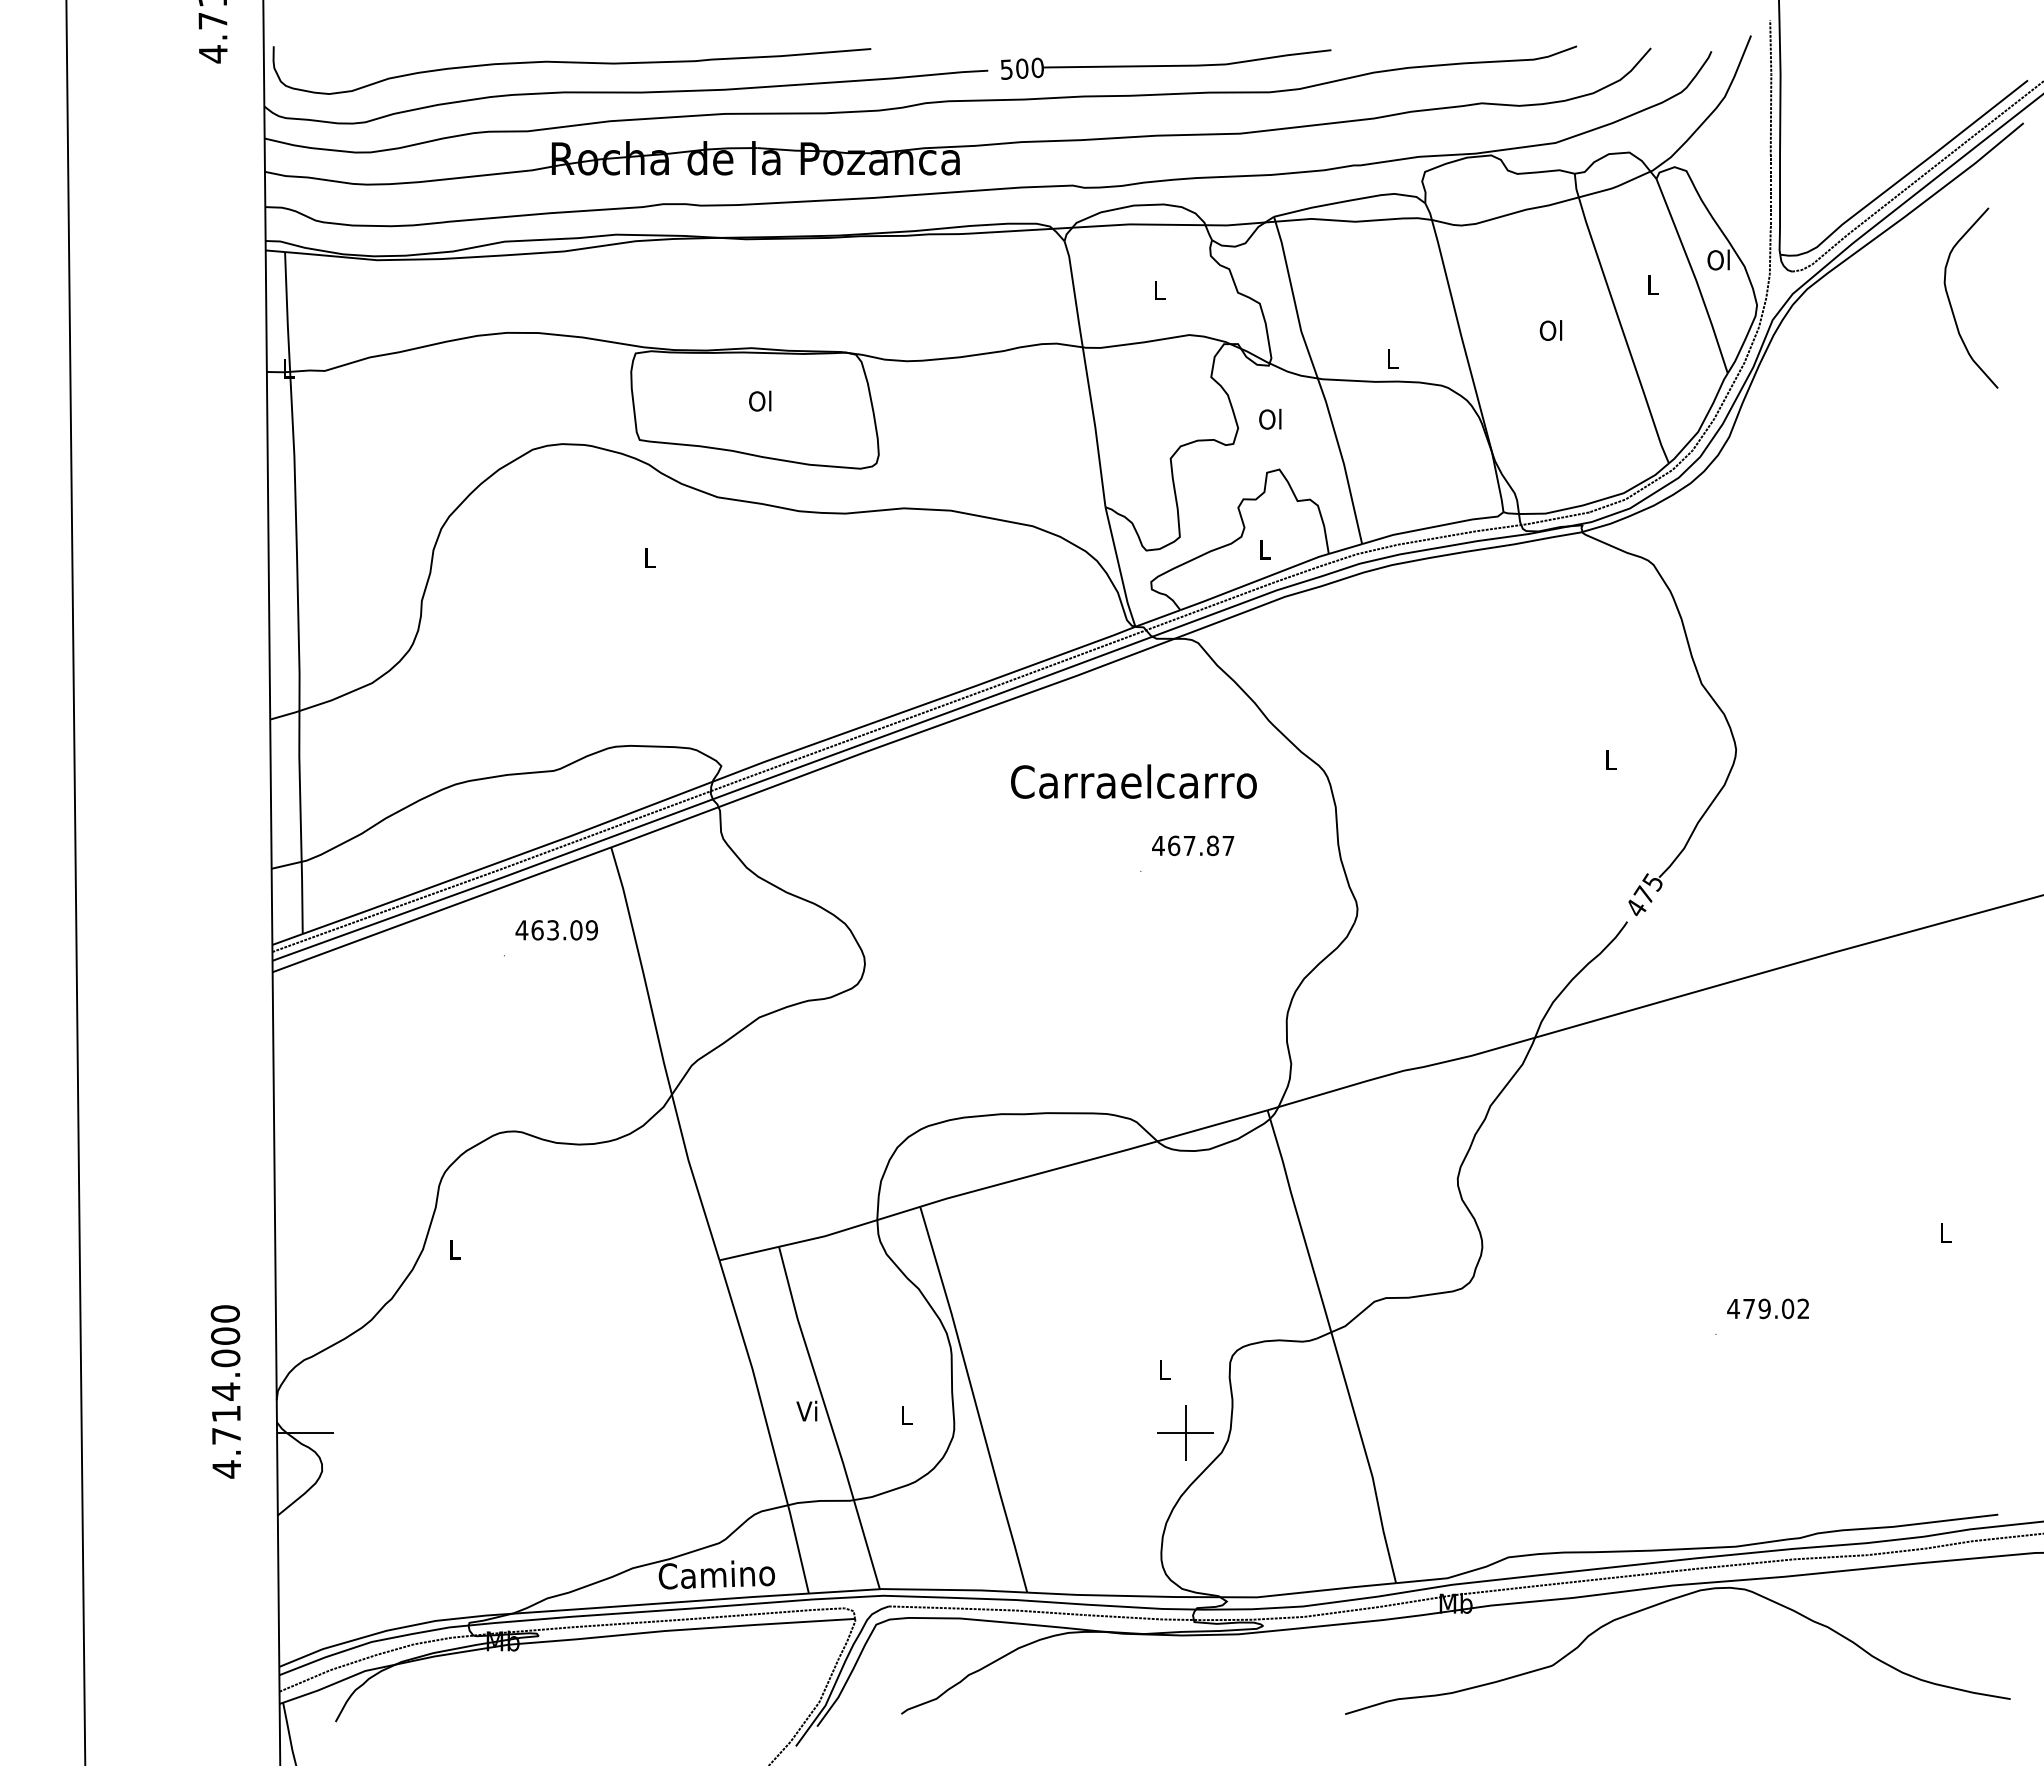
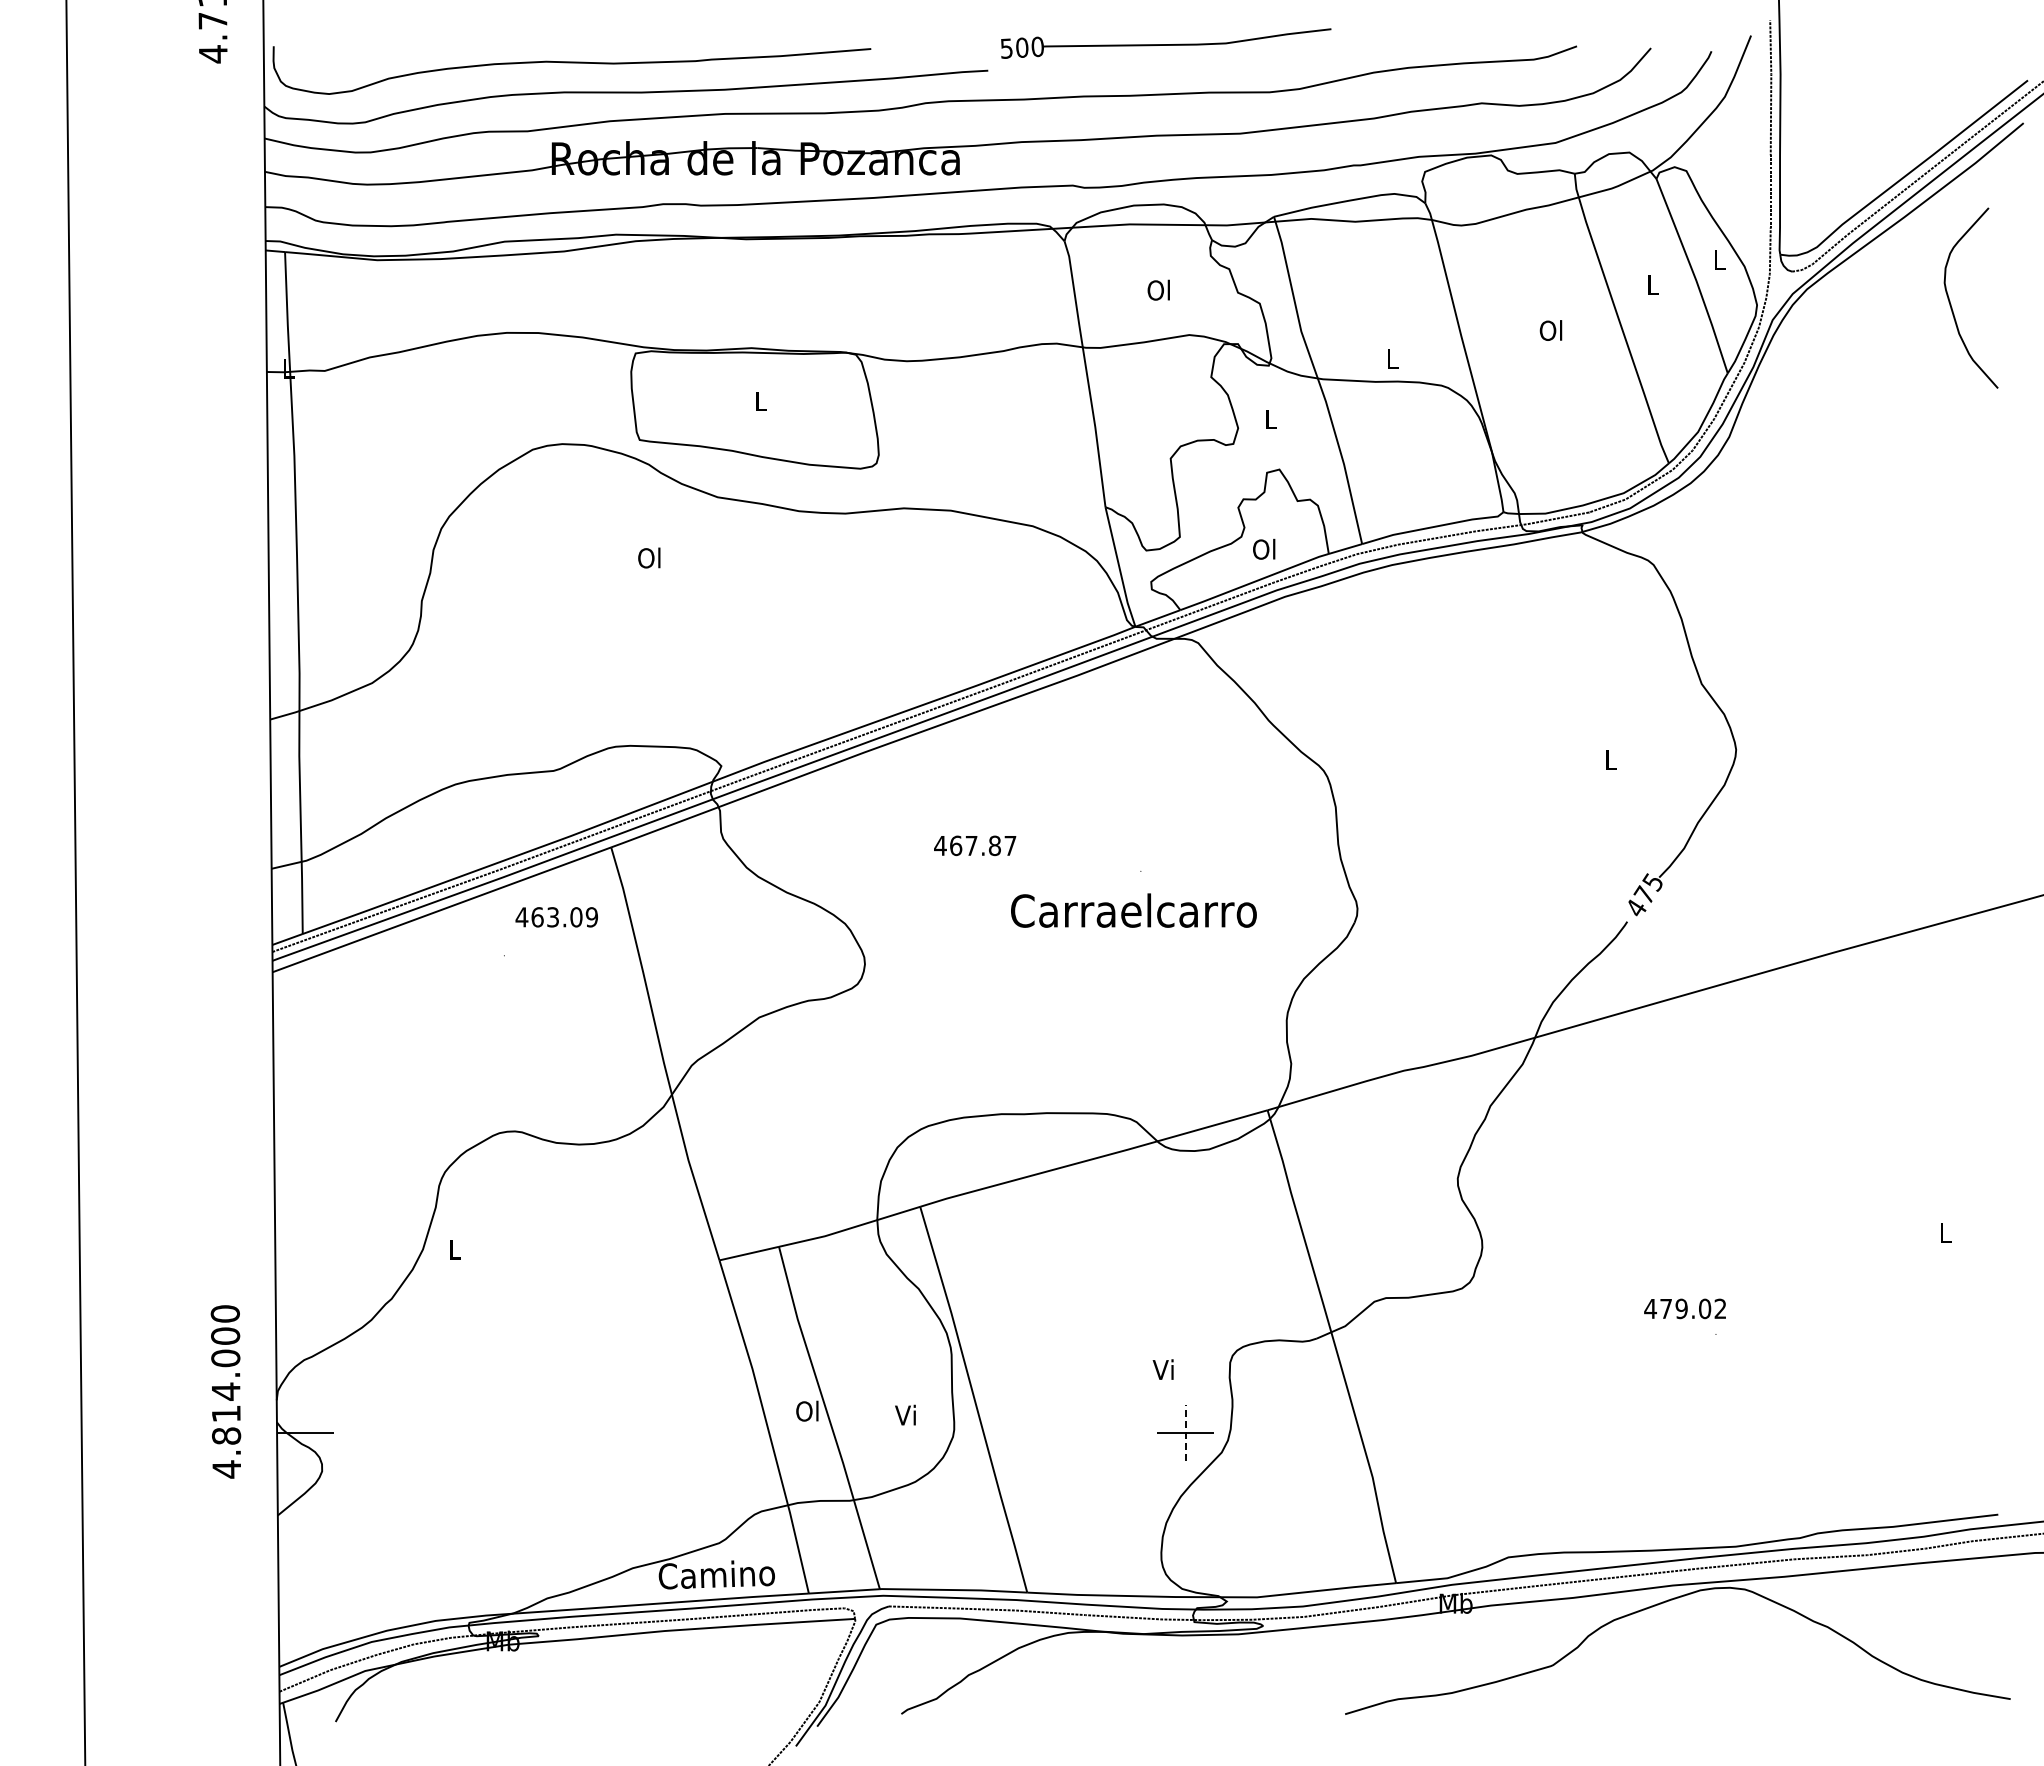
part position: (1166, 64) -> (1166, 43) (1166, 43)
text: Ol -> L (1718, 259)
text: L -> Ol (1158, 289)
text: Ol -> L (760, 400)
text: Ol -> L (1270, 418)
text: L -> Ol (1264, 548)
text: L -> Ol (649, 557)
text position: (1133, 781) -> (1133, 910) (1133, 910)
text position: (1193, 845) -> (975, 845) (975, 845)
text position: (556, 930) -> (556, 917) (556, 917)
text position: (1767, 1308) -> (1684, 1308) (1684, 1308)
text: L -> Vi (1162, 1369)
text: Vi -> Ol (807, 1410)
text: L -> Vi (905, 1414)
line: solid -> dashed (1185, 1432)
text: 4.714.000 -> 4.814.000 (226, 1435)
